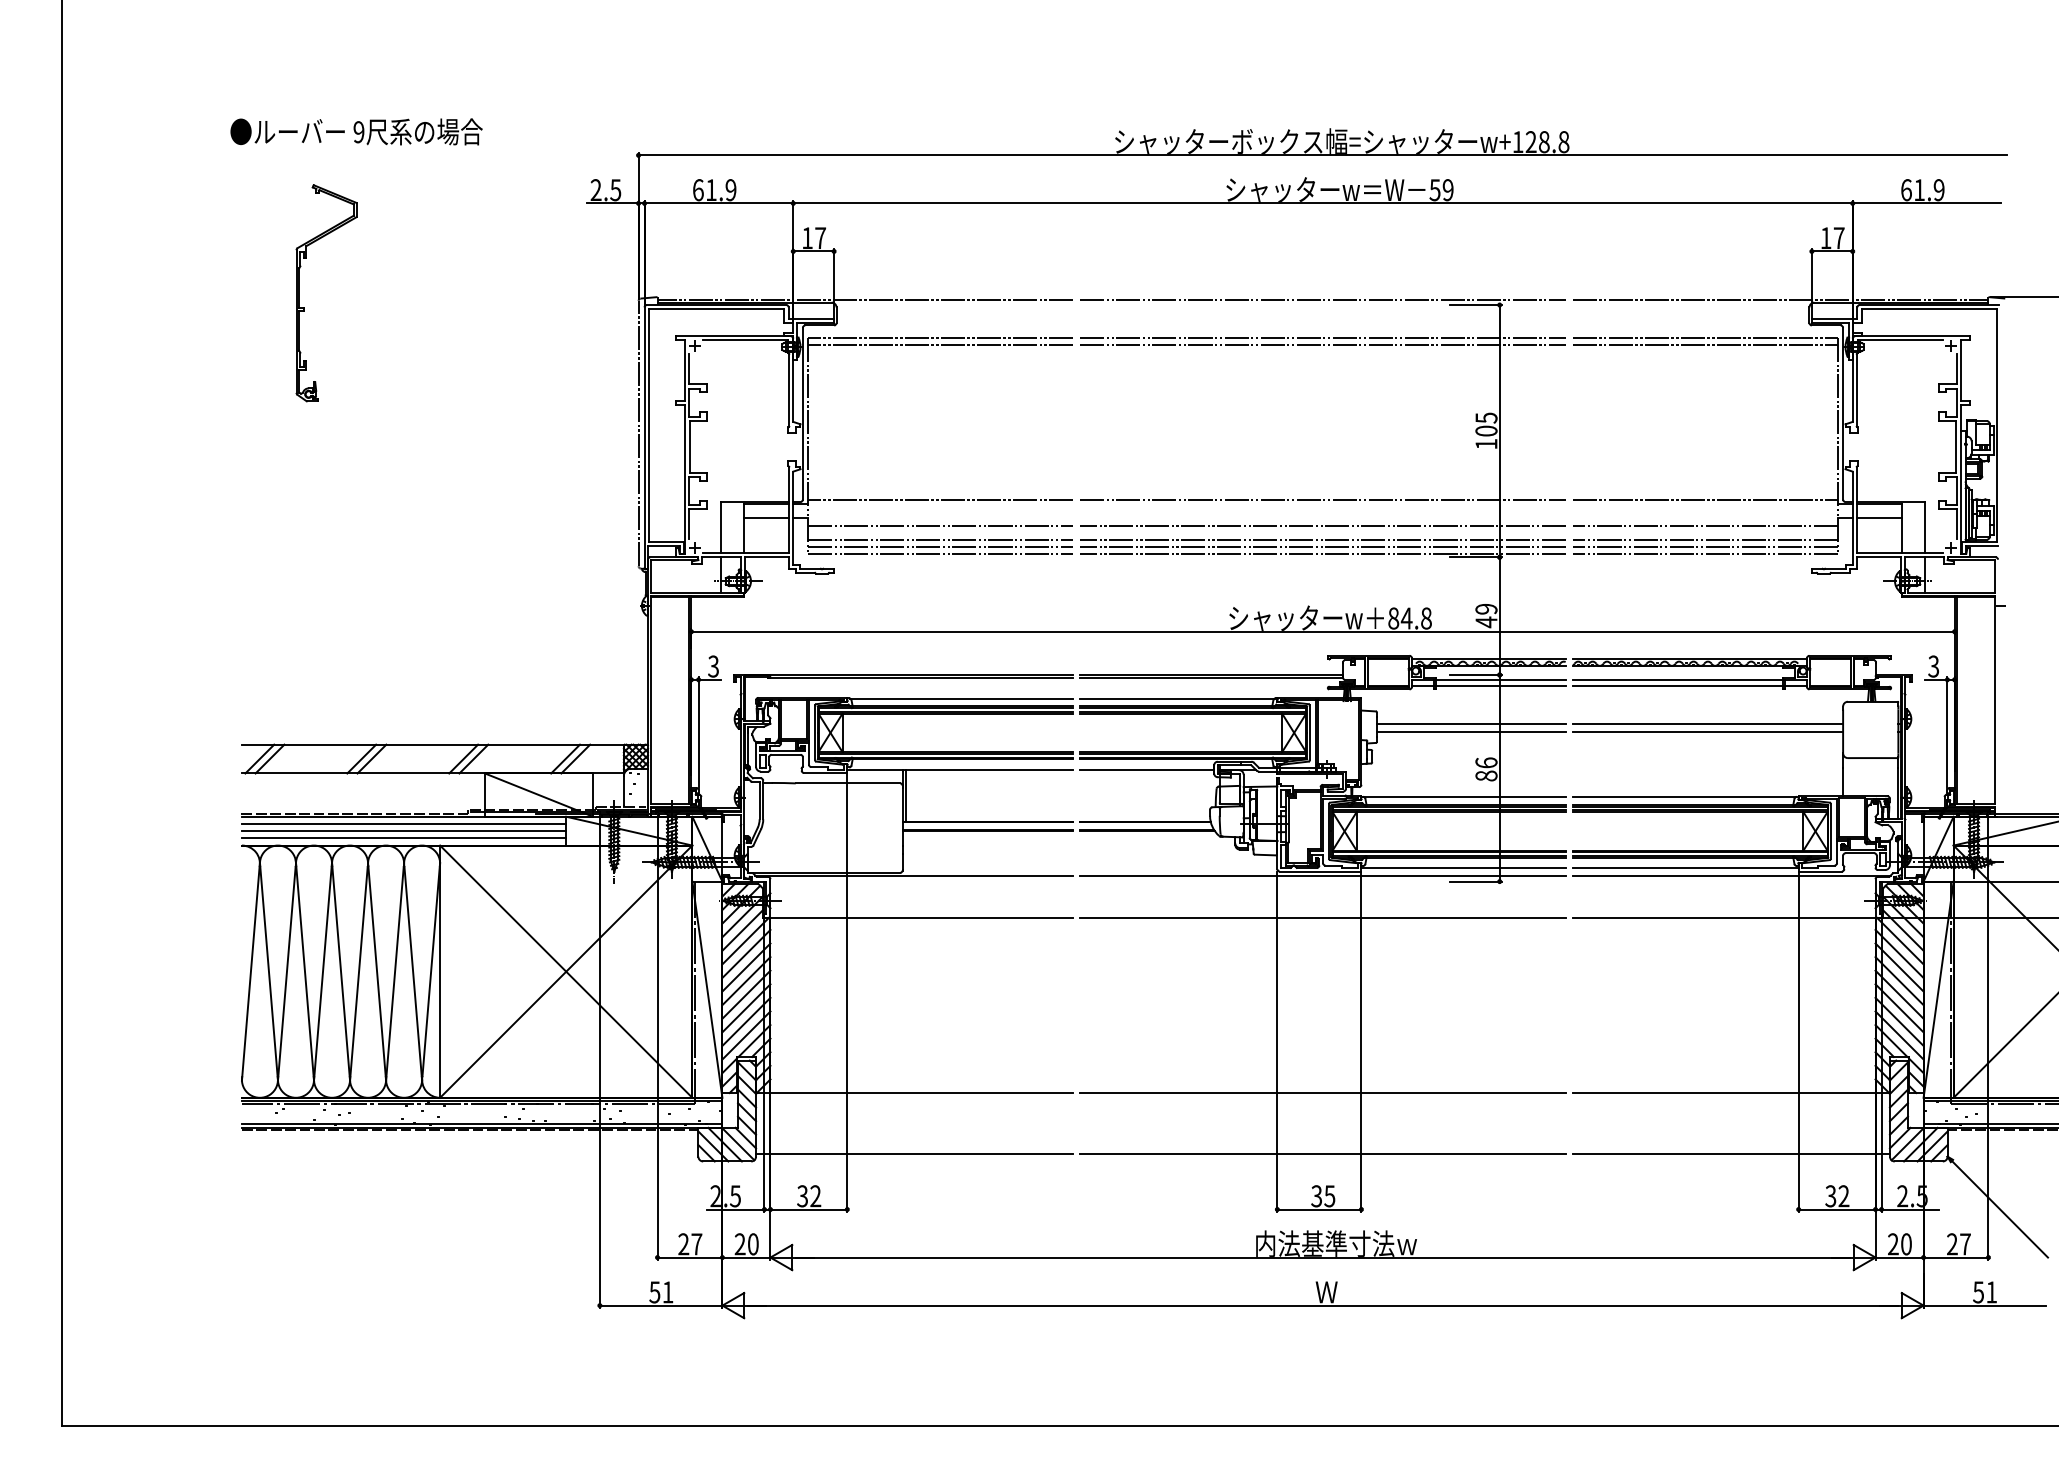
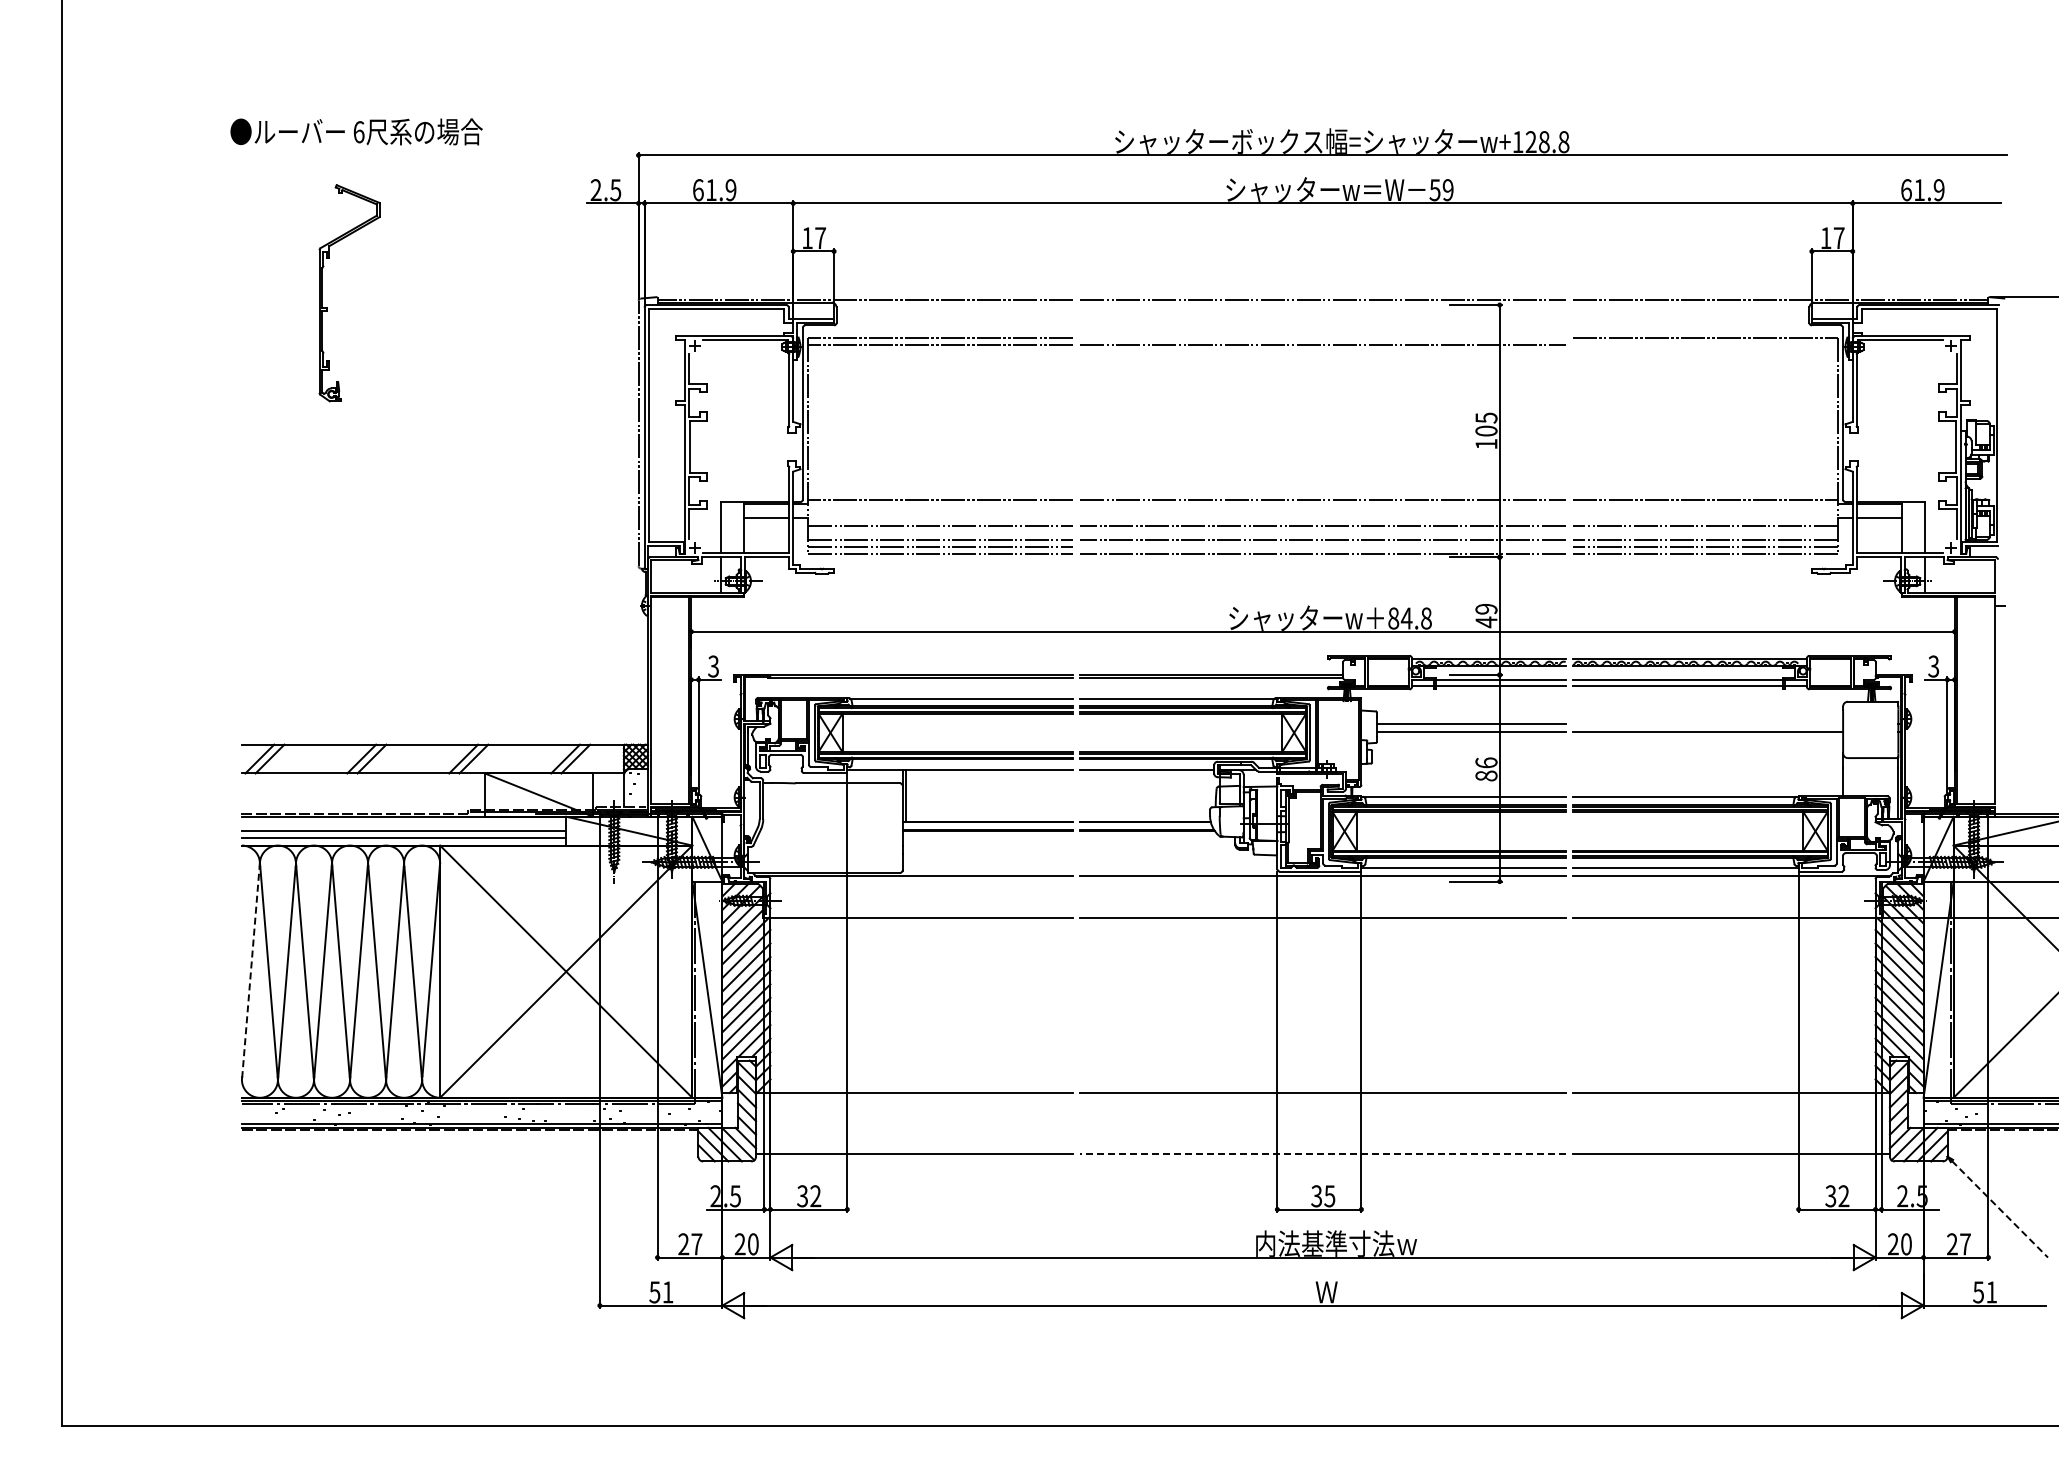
text: 9 -> 6 (358, 132)
part position: (304, 307) -> (327, 307) (327, 307)
line: present -> none (1322, 338)
line: present -> none (1704, 345)
line: present -> none (1322, 546)
line: present -> none (1707, 723)
line: present -> none (403, 823)
line: solid -> dashed (250, 972)
line: solid -> dashed (1323, 1154)
line: solid -> dashed (2000, 1209)
